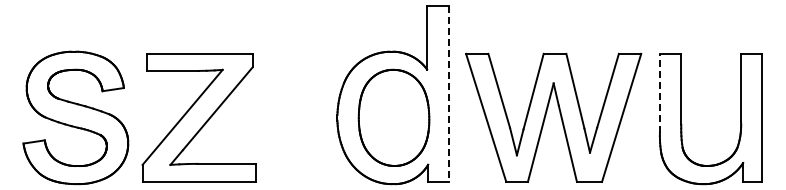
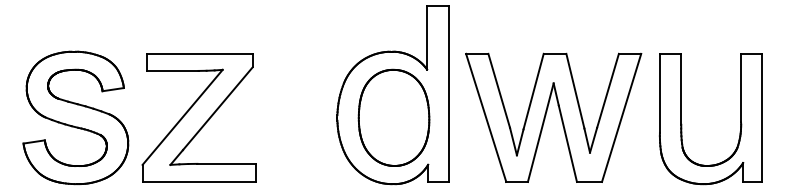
line: dashed -> solid (659, 92)
line: dashed -> solid (448, 94)
